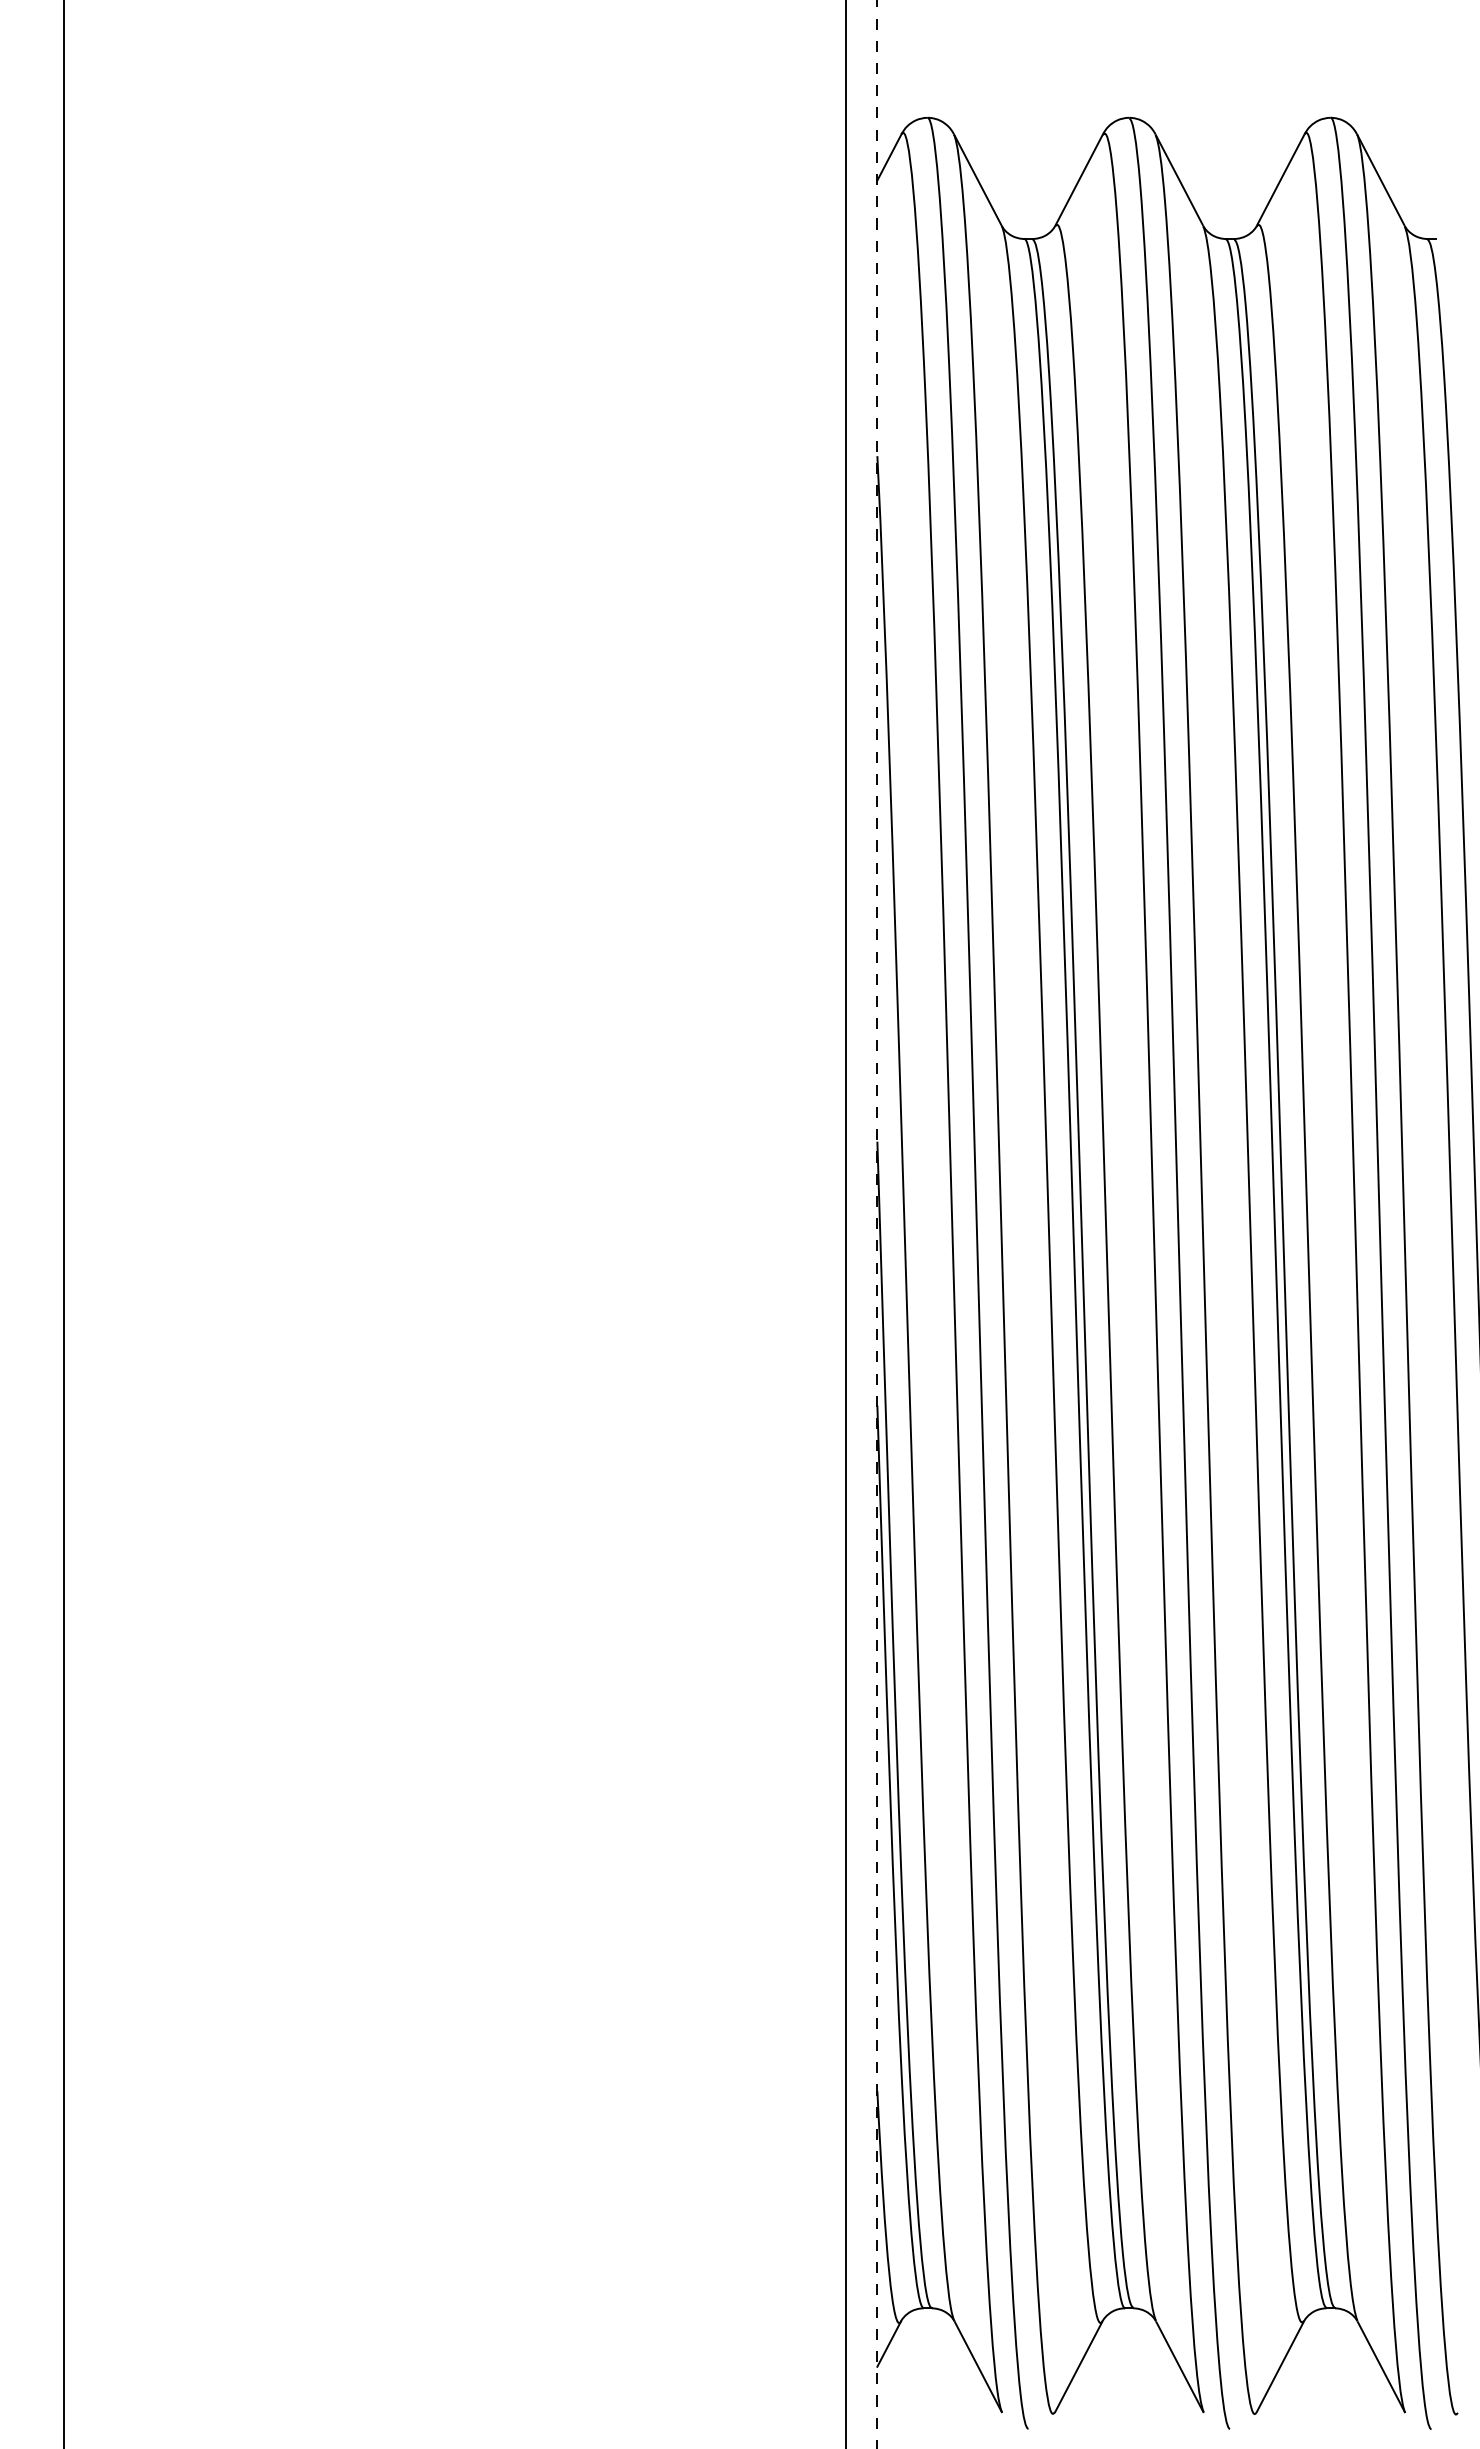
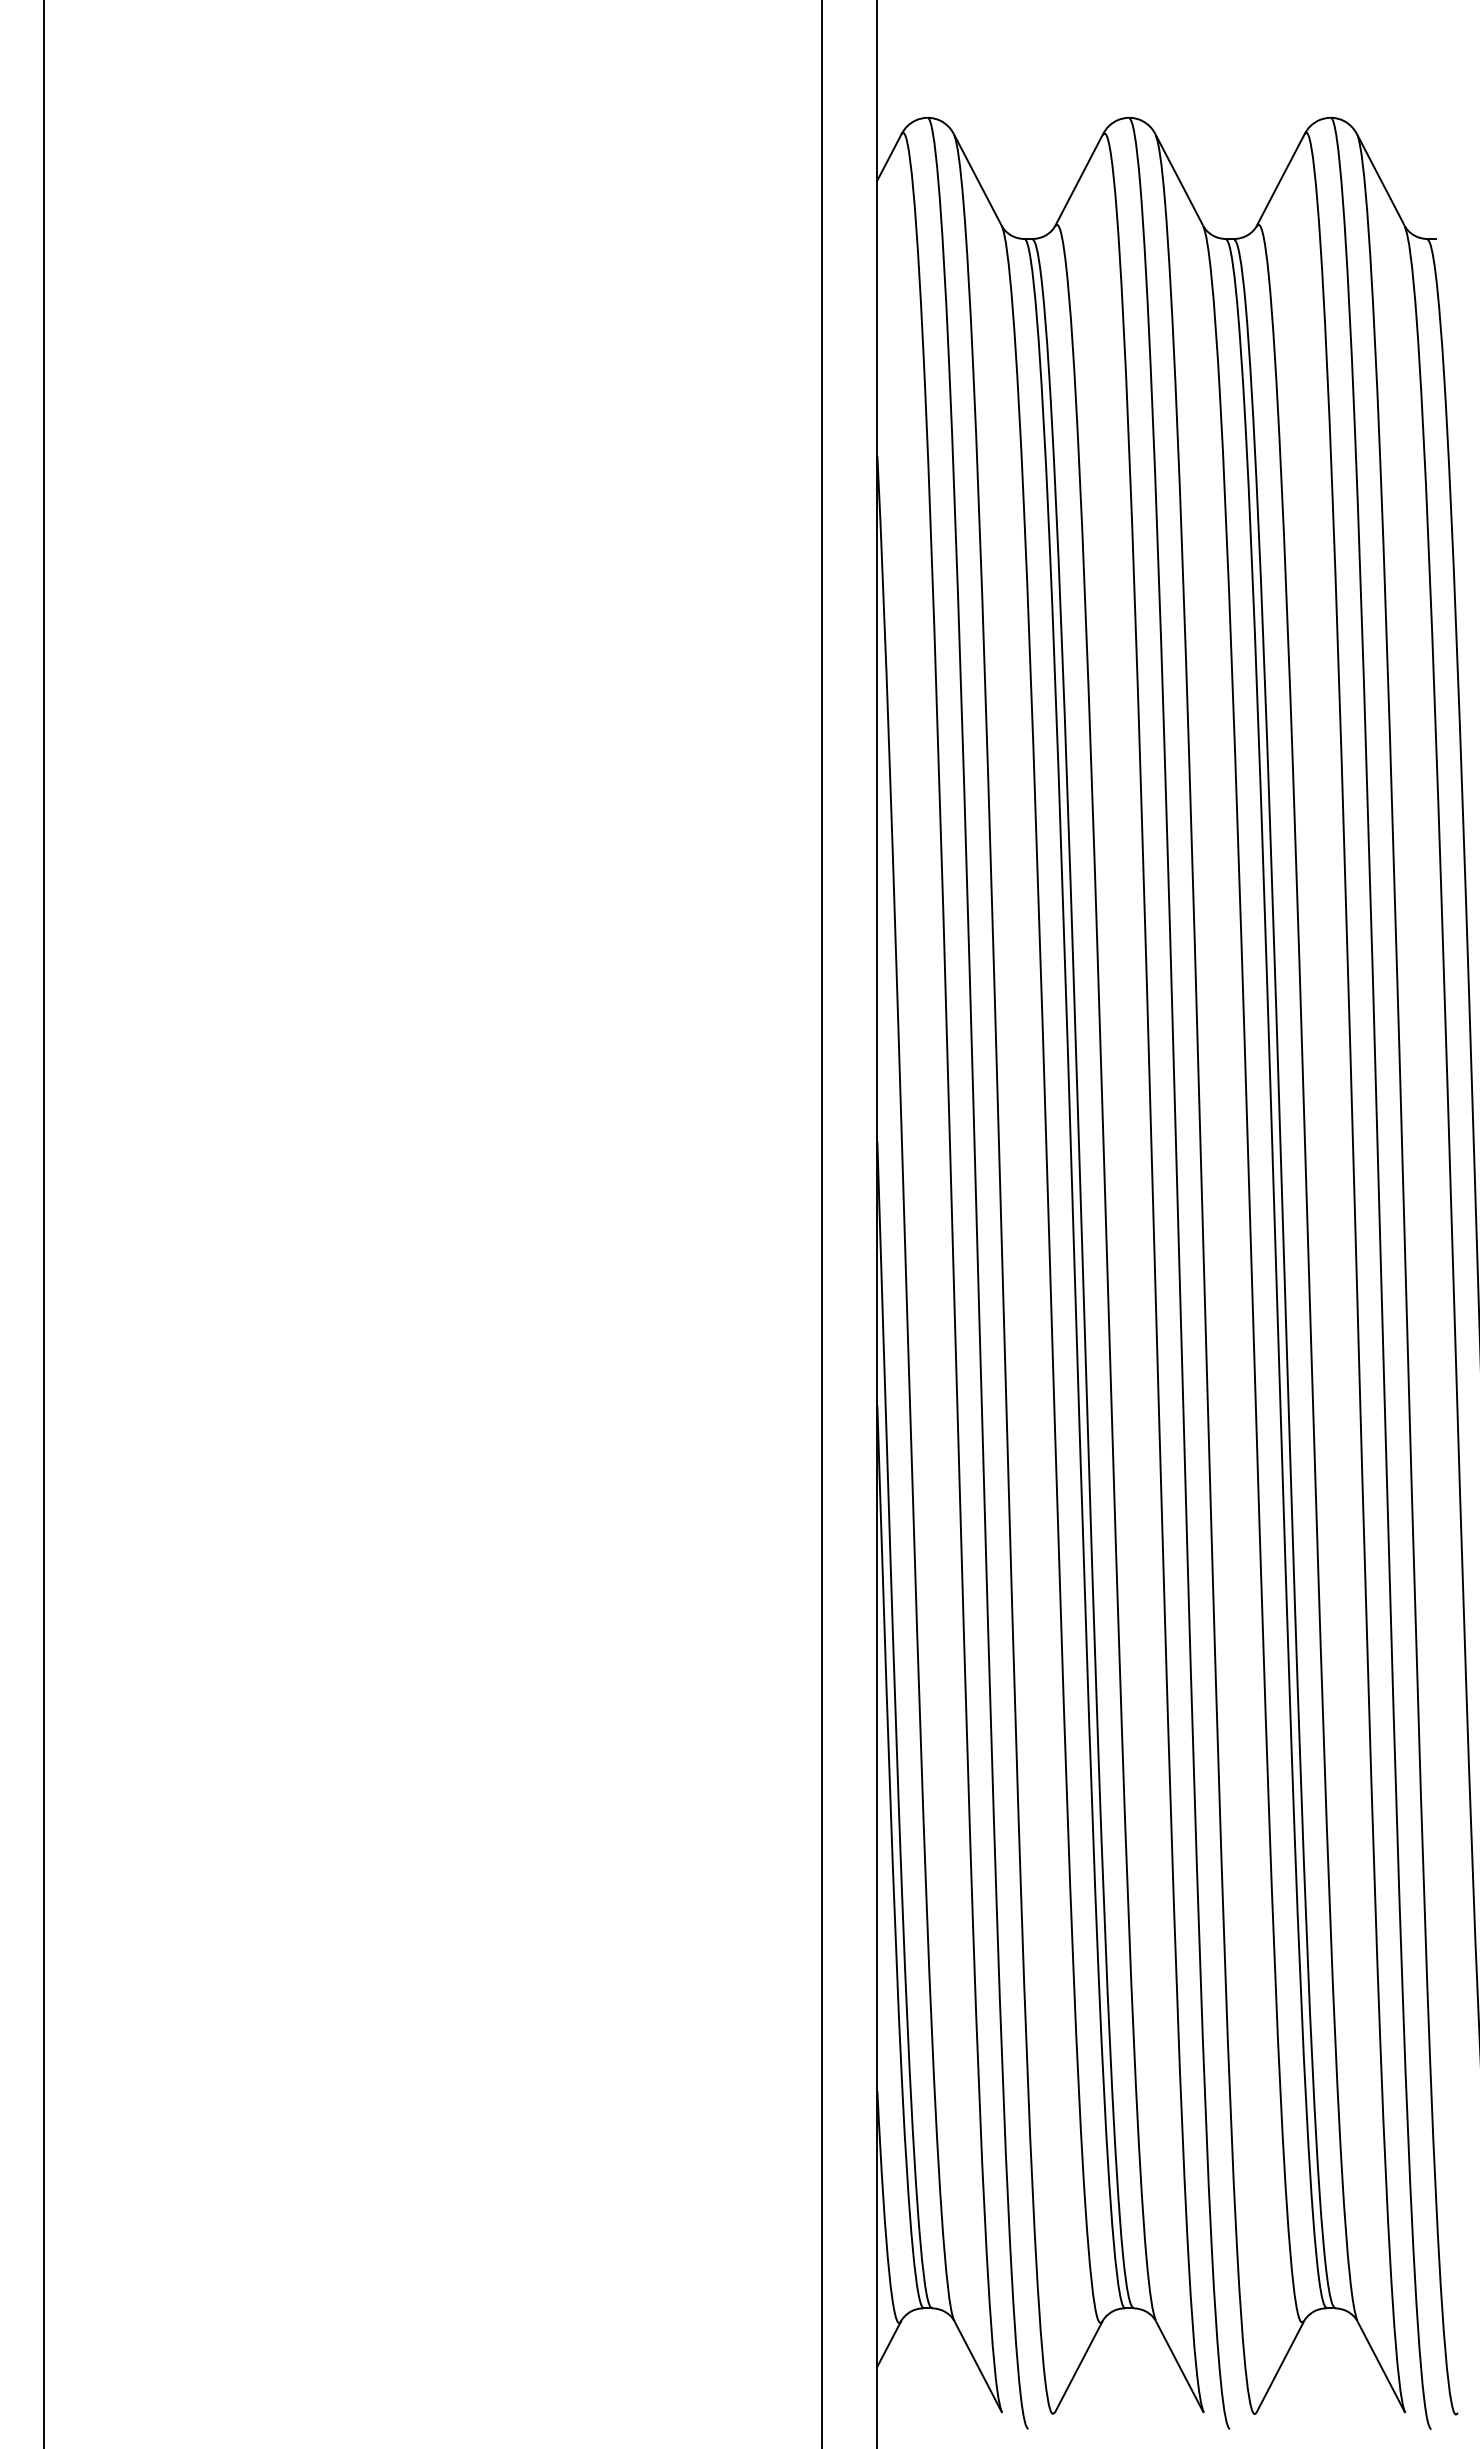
line position: (64, 1223) -> (44, 1223) (44, 1223)
line position: (845, 1223) -> (821, 1223) (821, 1223)
line: dashed -> solid (877, 1225)
